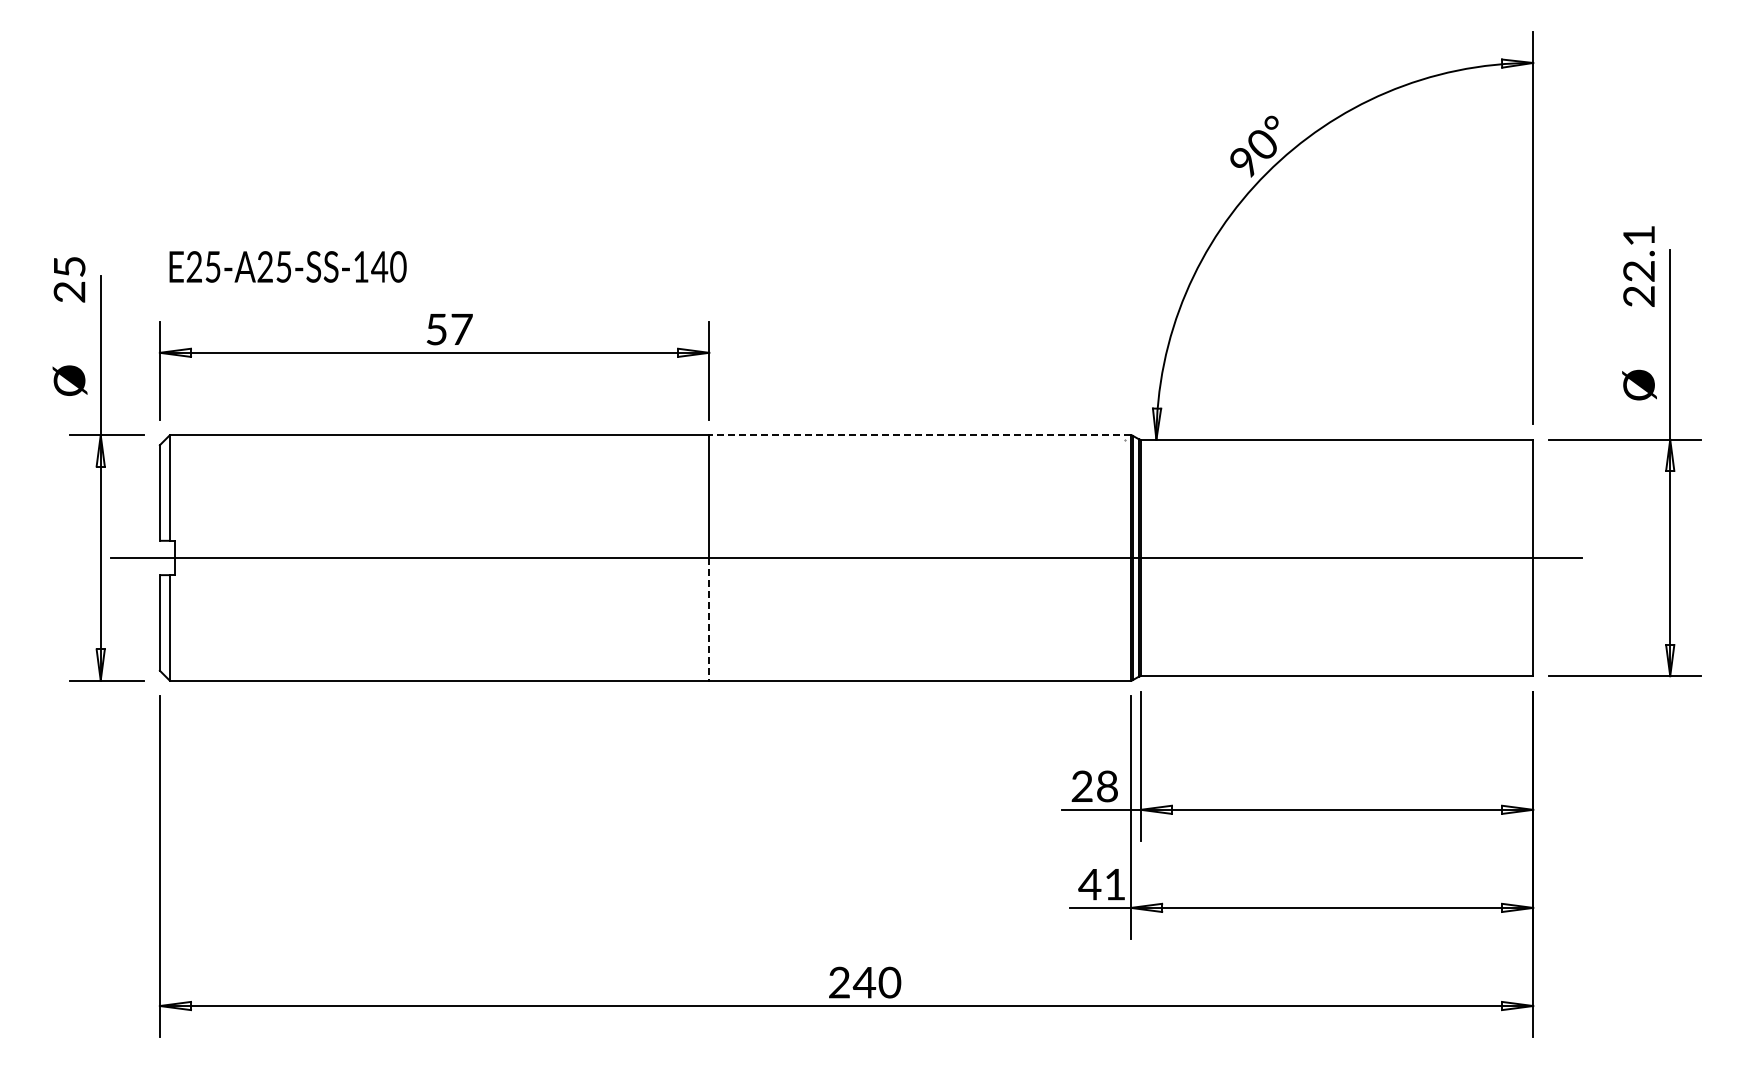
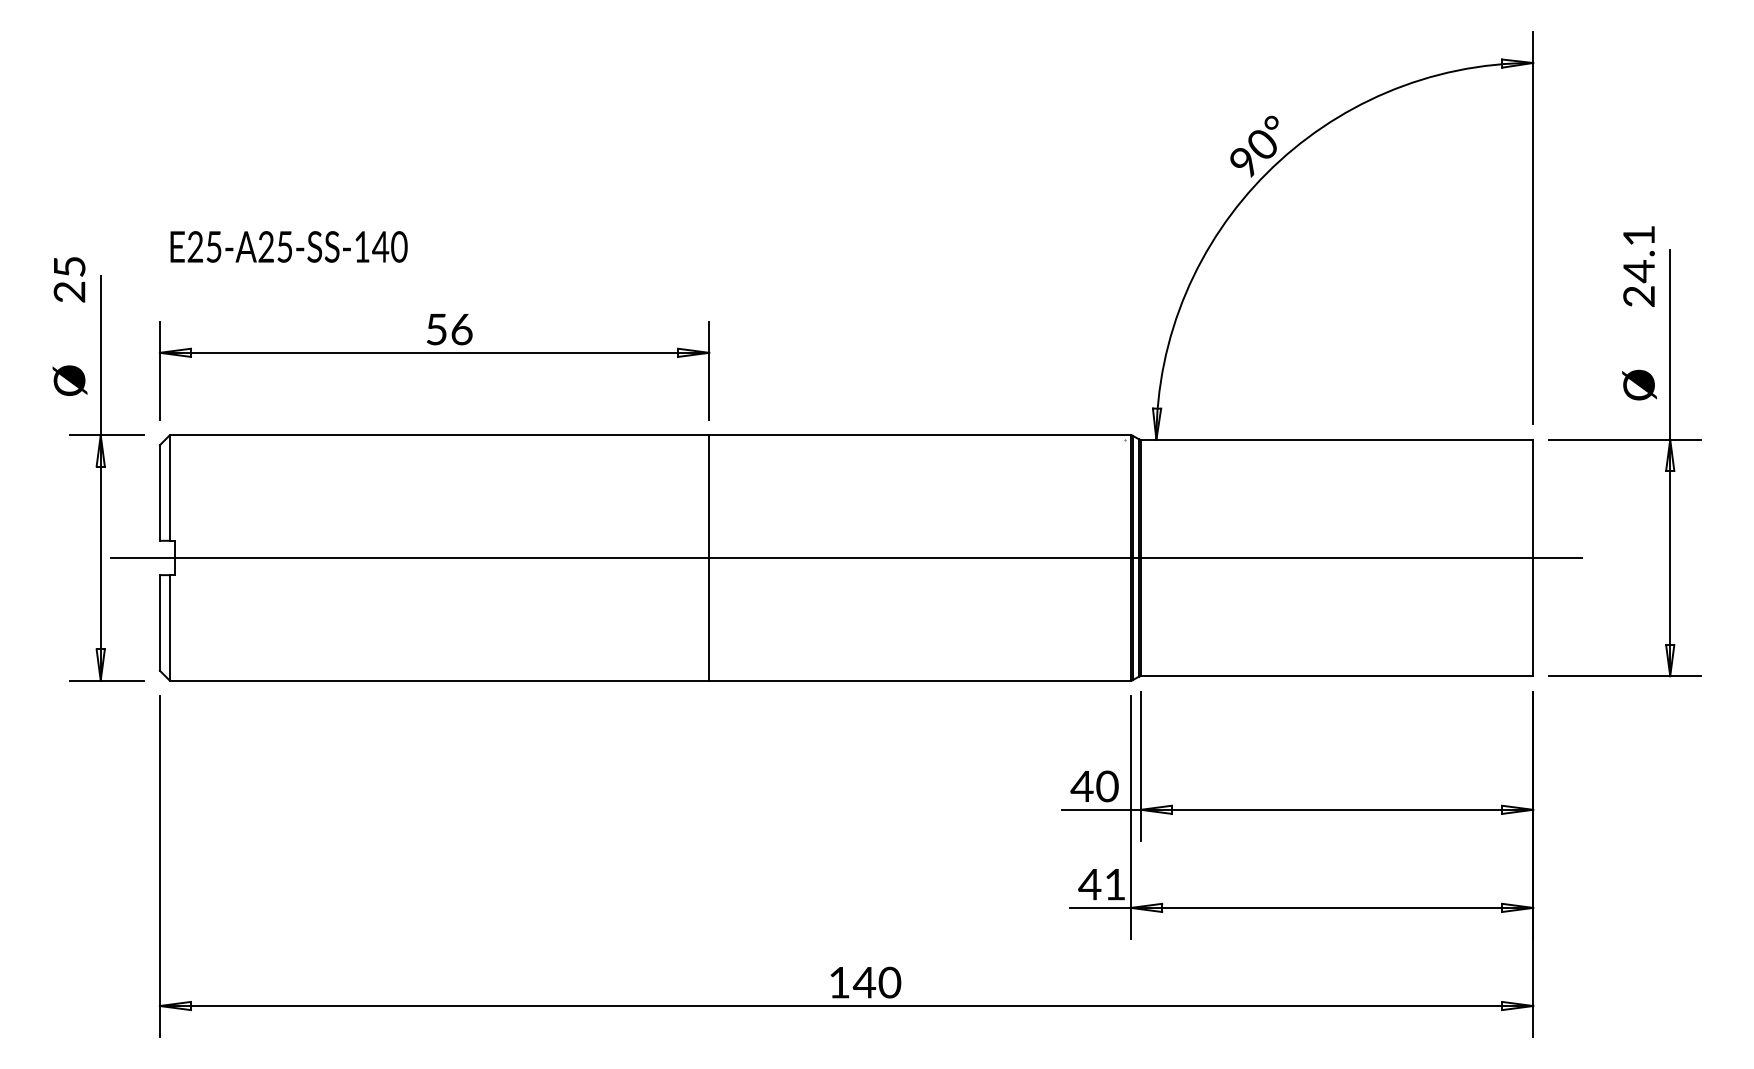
text position: (287, 266) -> (288, 246) (288, 246)
text: 22.1 -> 24.1 (1638, 271)
text: 57 -> 56 (461, 329)
line: dashed -> solid (920, 435)
line: dashed -> solid (709, 619)
text: 28 -> 40 (1094, 786)
text: 240 -> 140 (839, 982)
